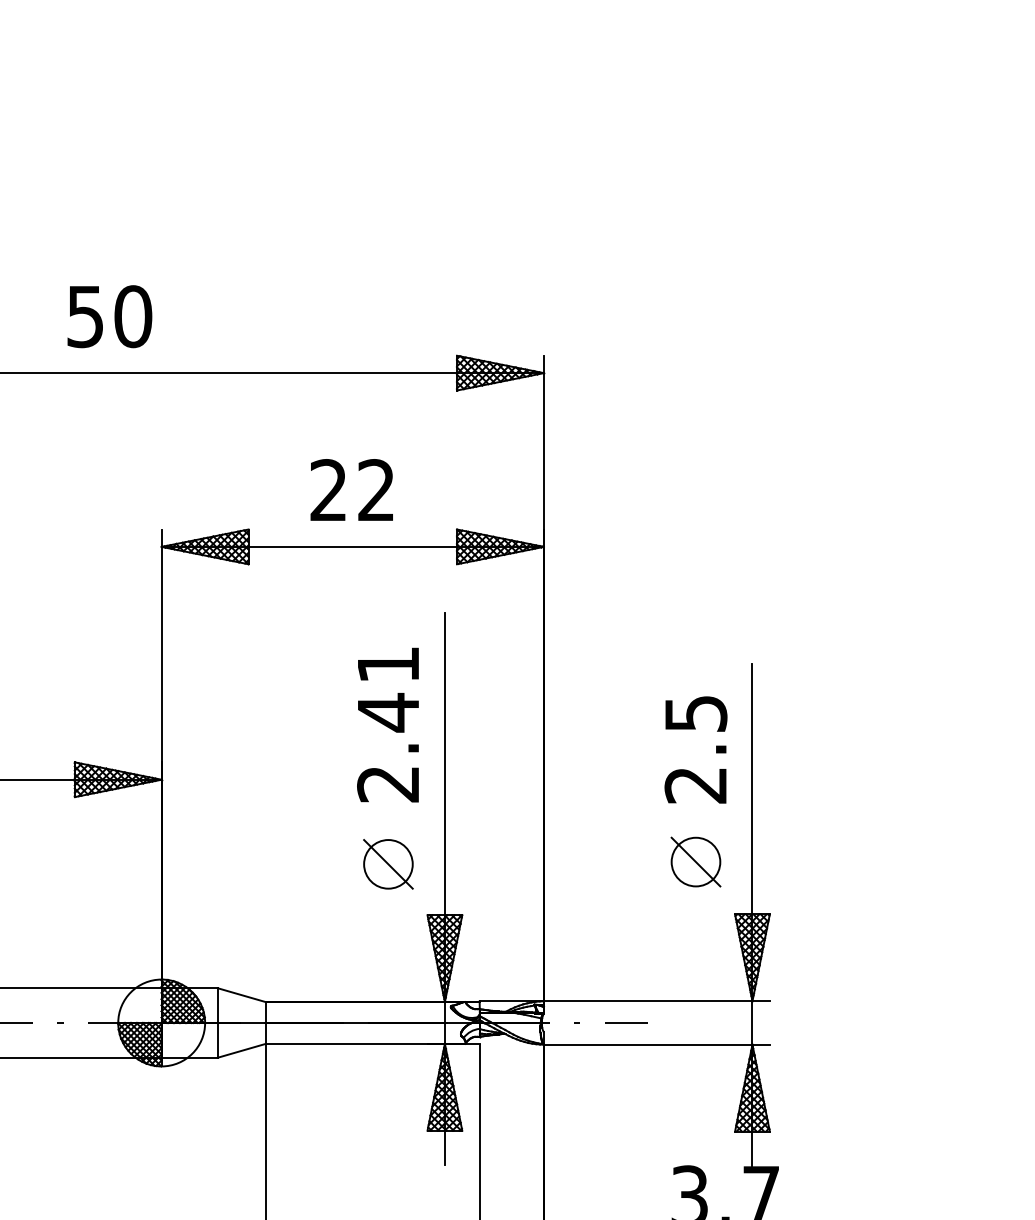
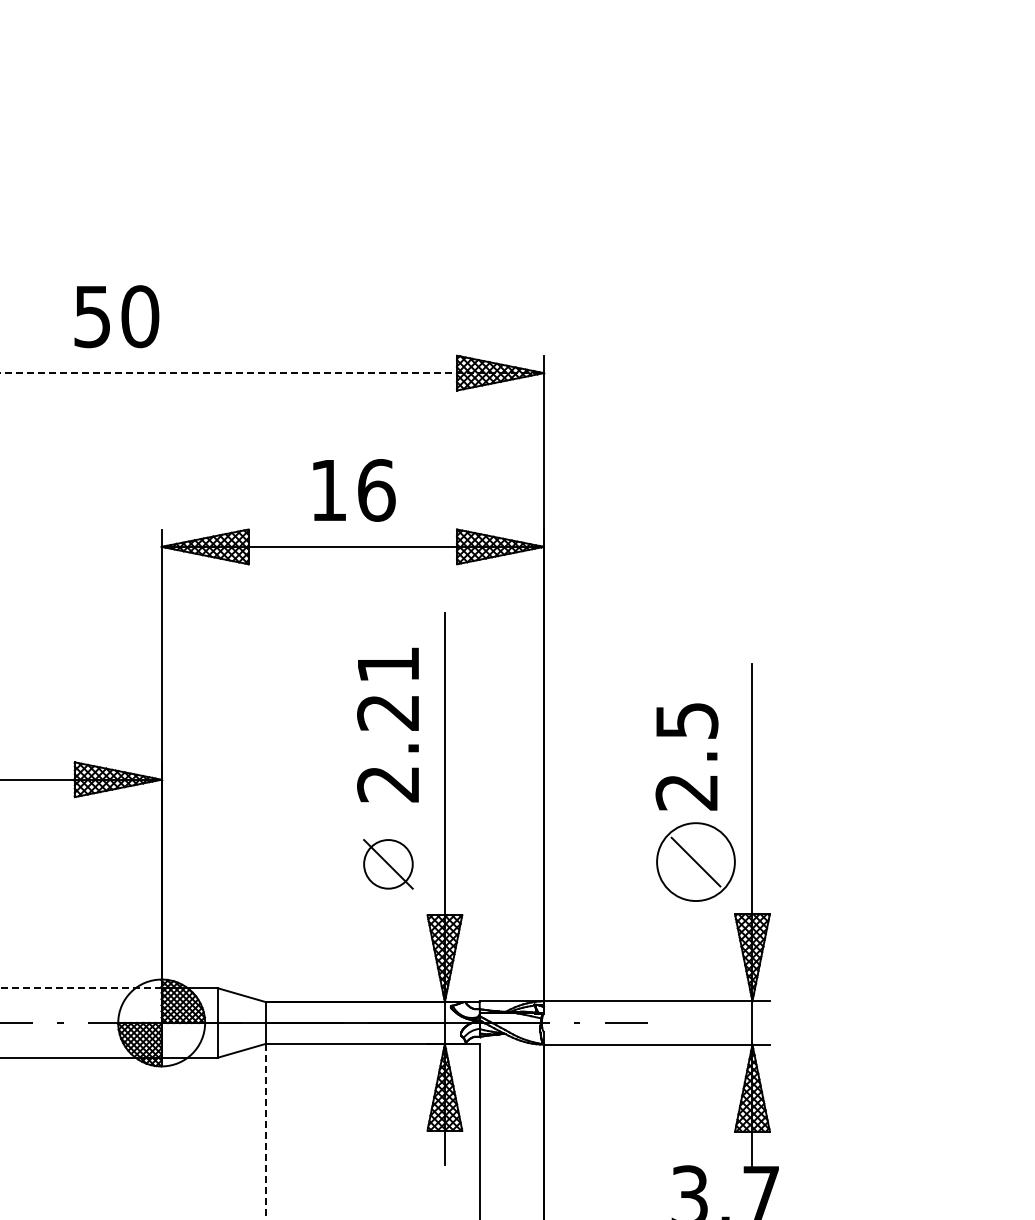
text position: (109, 316) -> (116, 316) (116, 316)
line: solid -> dashed (272, 373)
text: 22 -> 16 (352, 490)
text: 2.41 -> 2.21 (387, 712)
text position: (695, 749) -> (686, 756) (686, 756)
circle diameter: 49 px -> 78 px (695, 862)
line: solid -> dashed (80, 988)
line: solid -> dashed (265, 1131)
